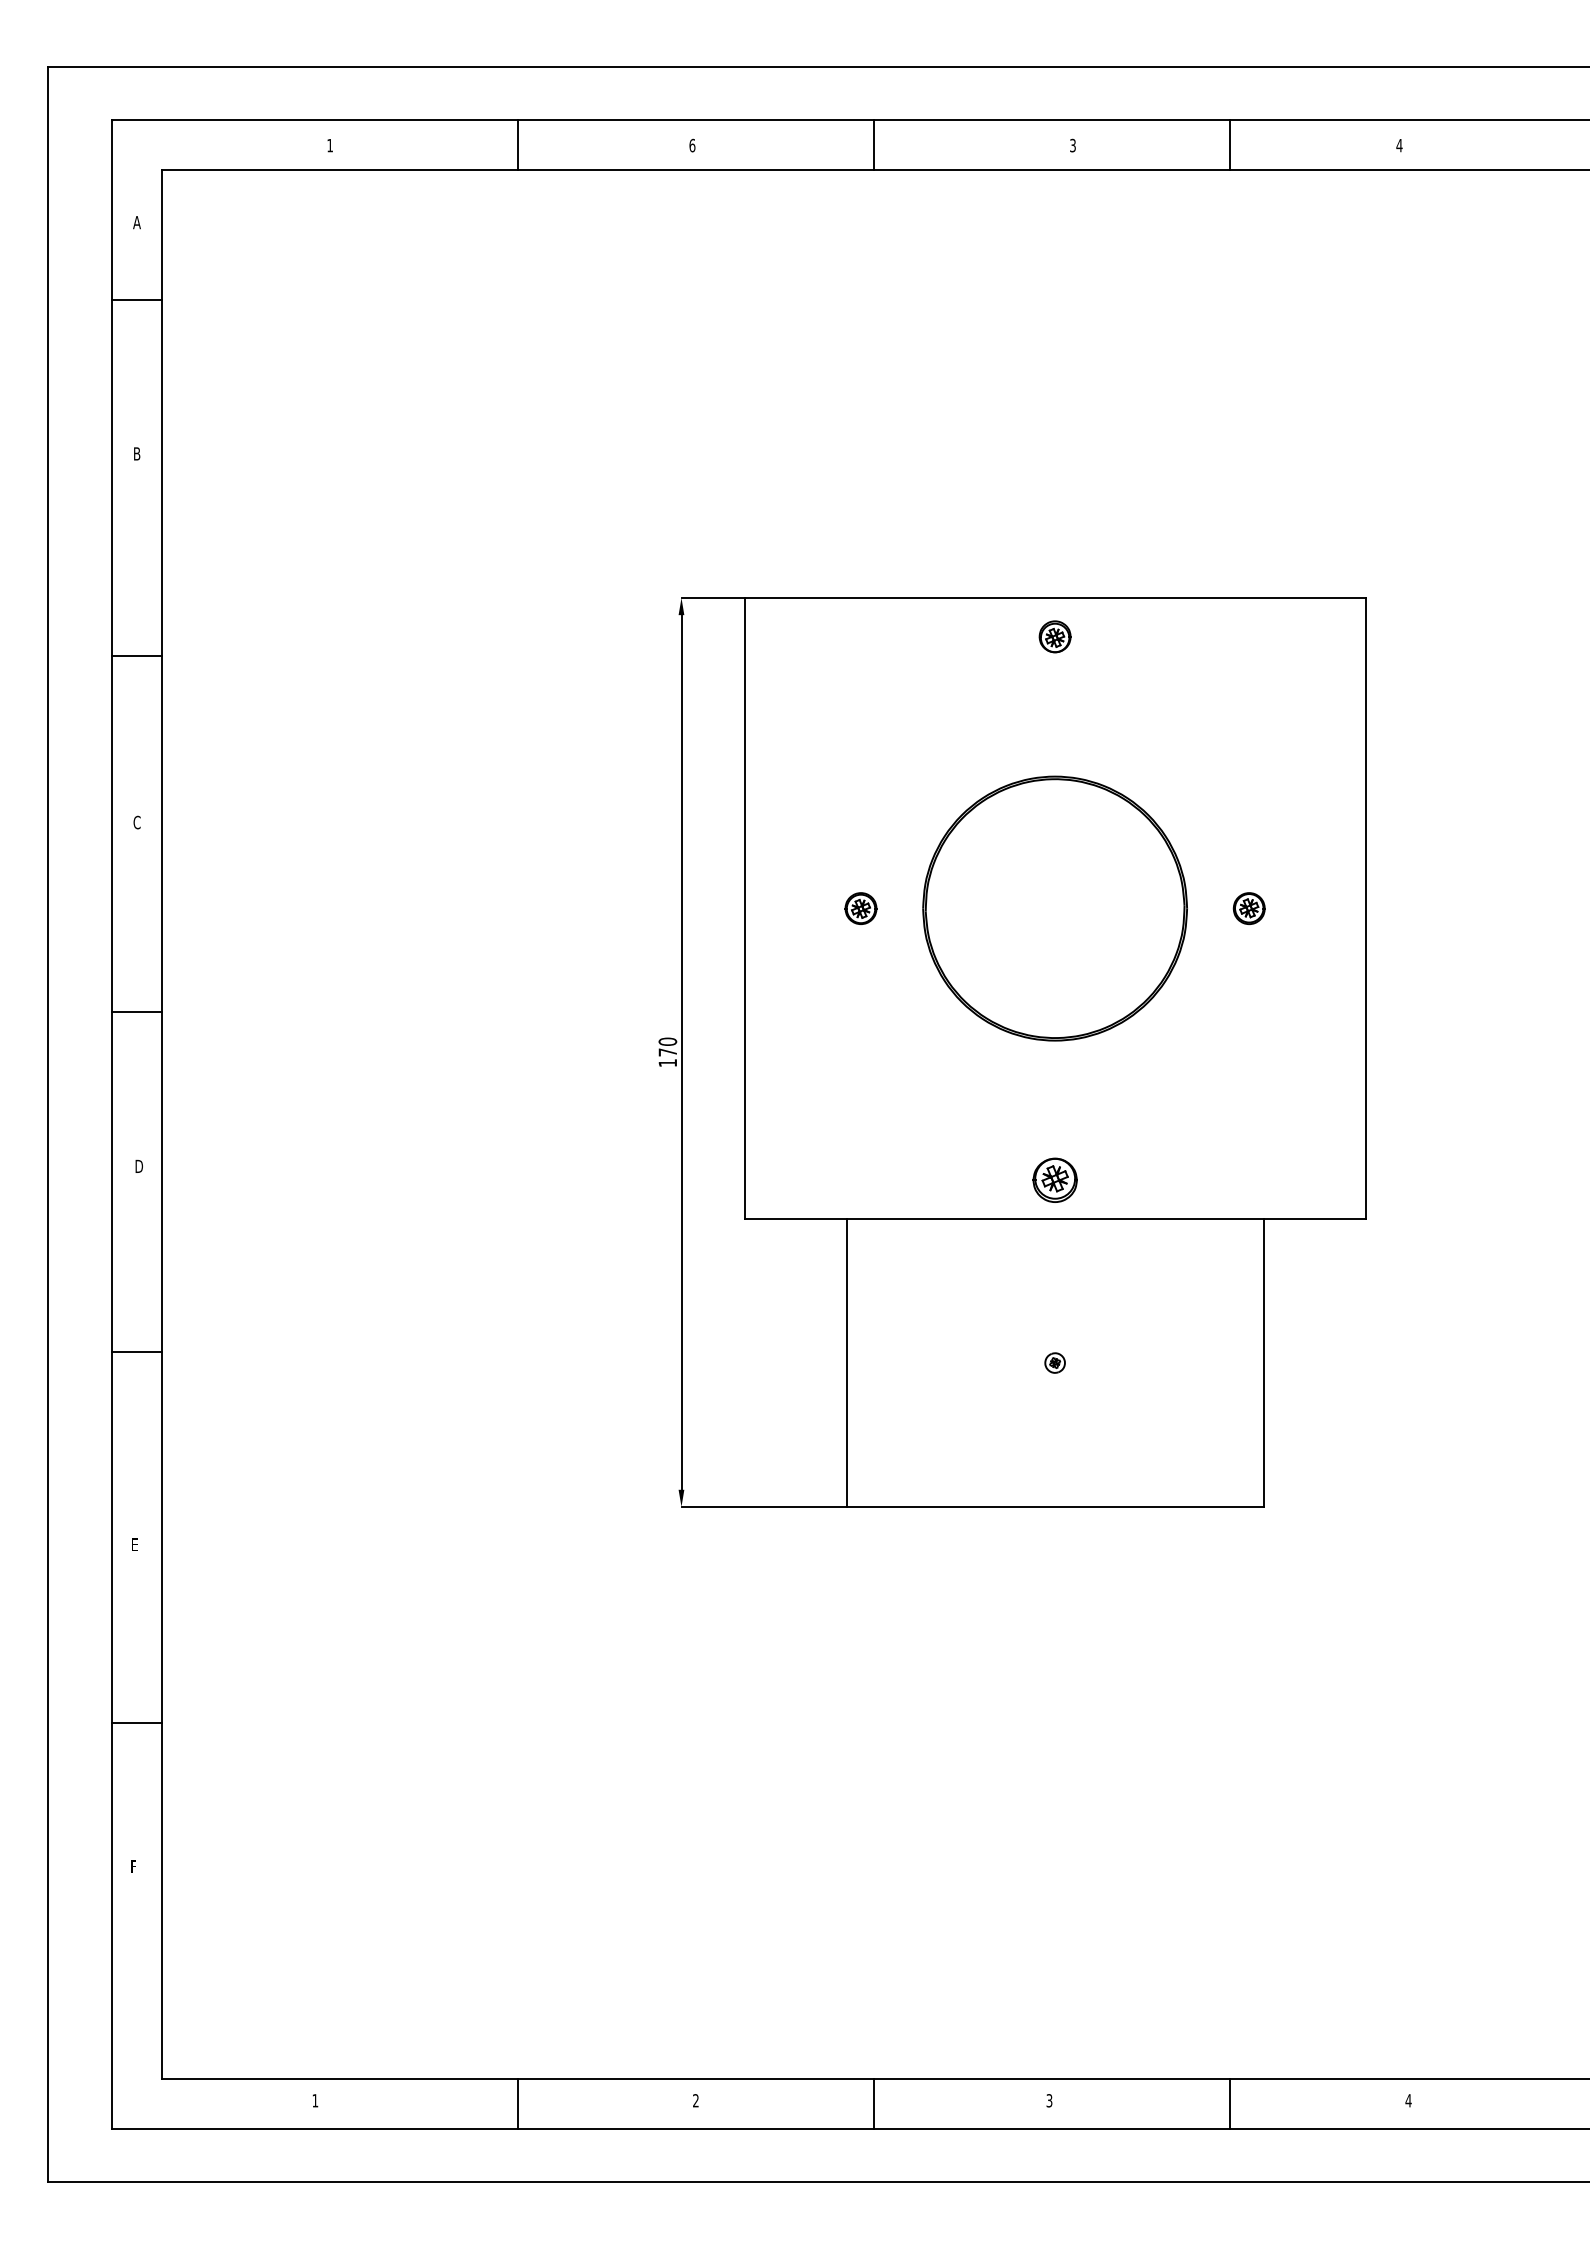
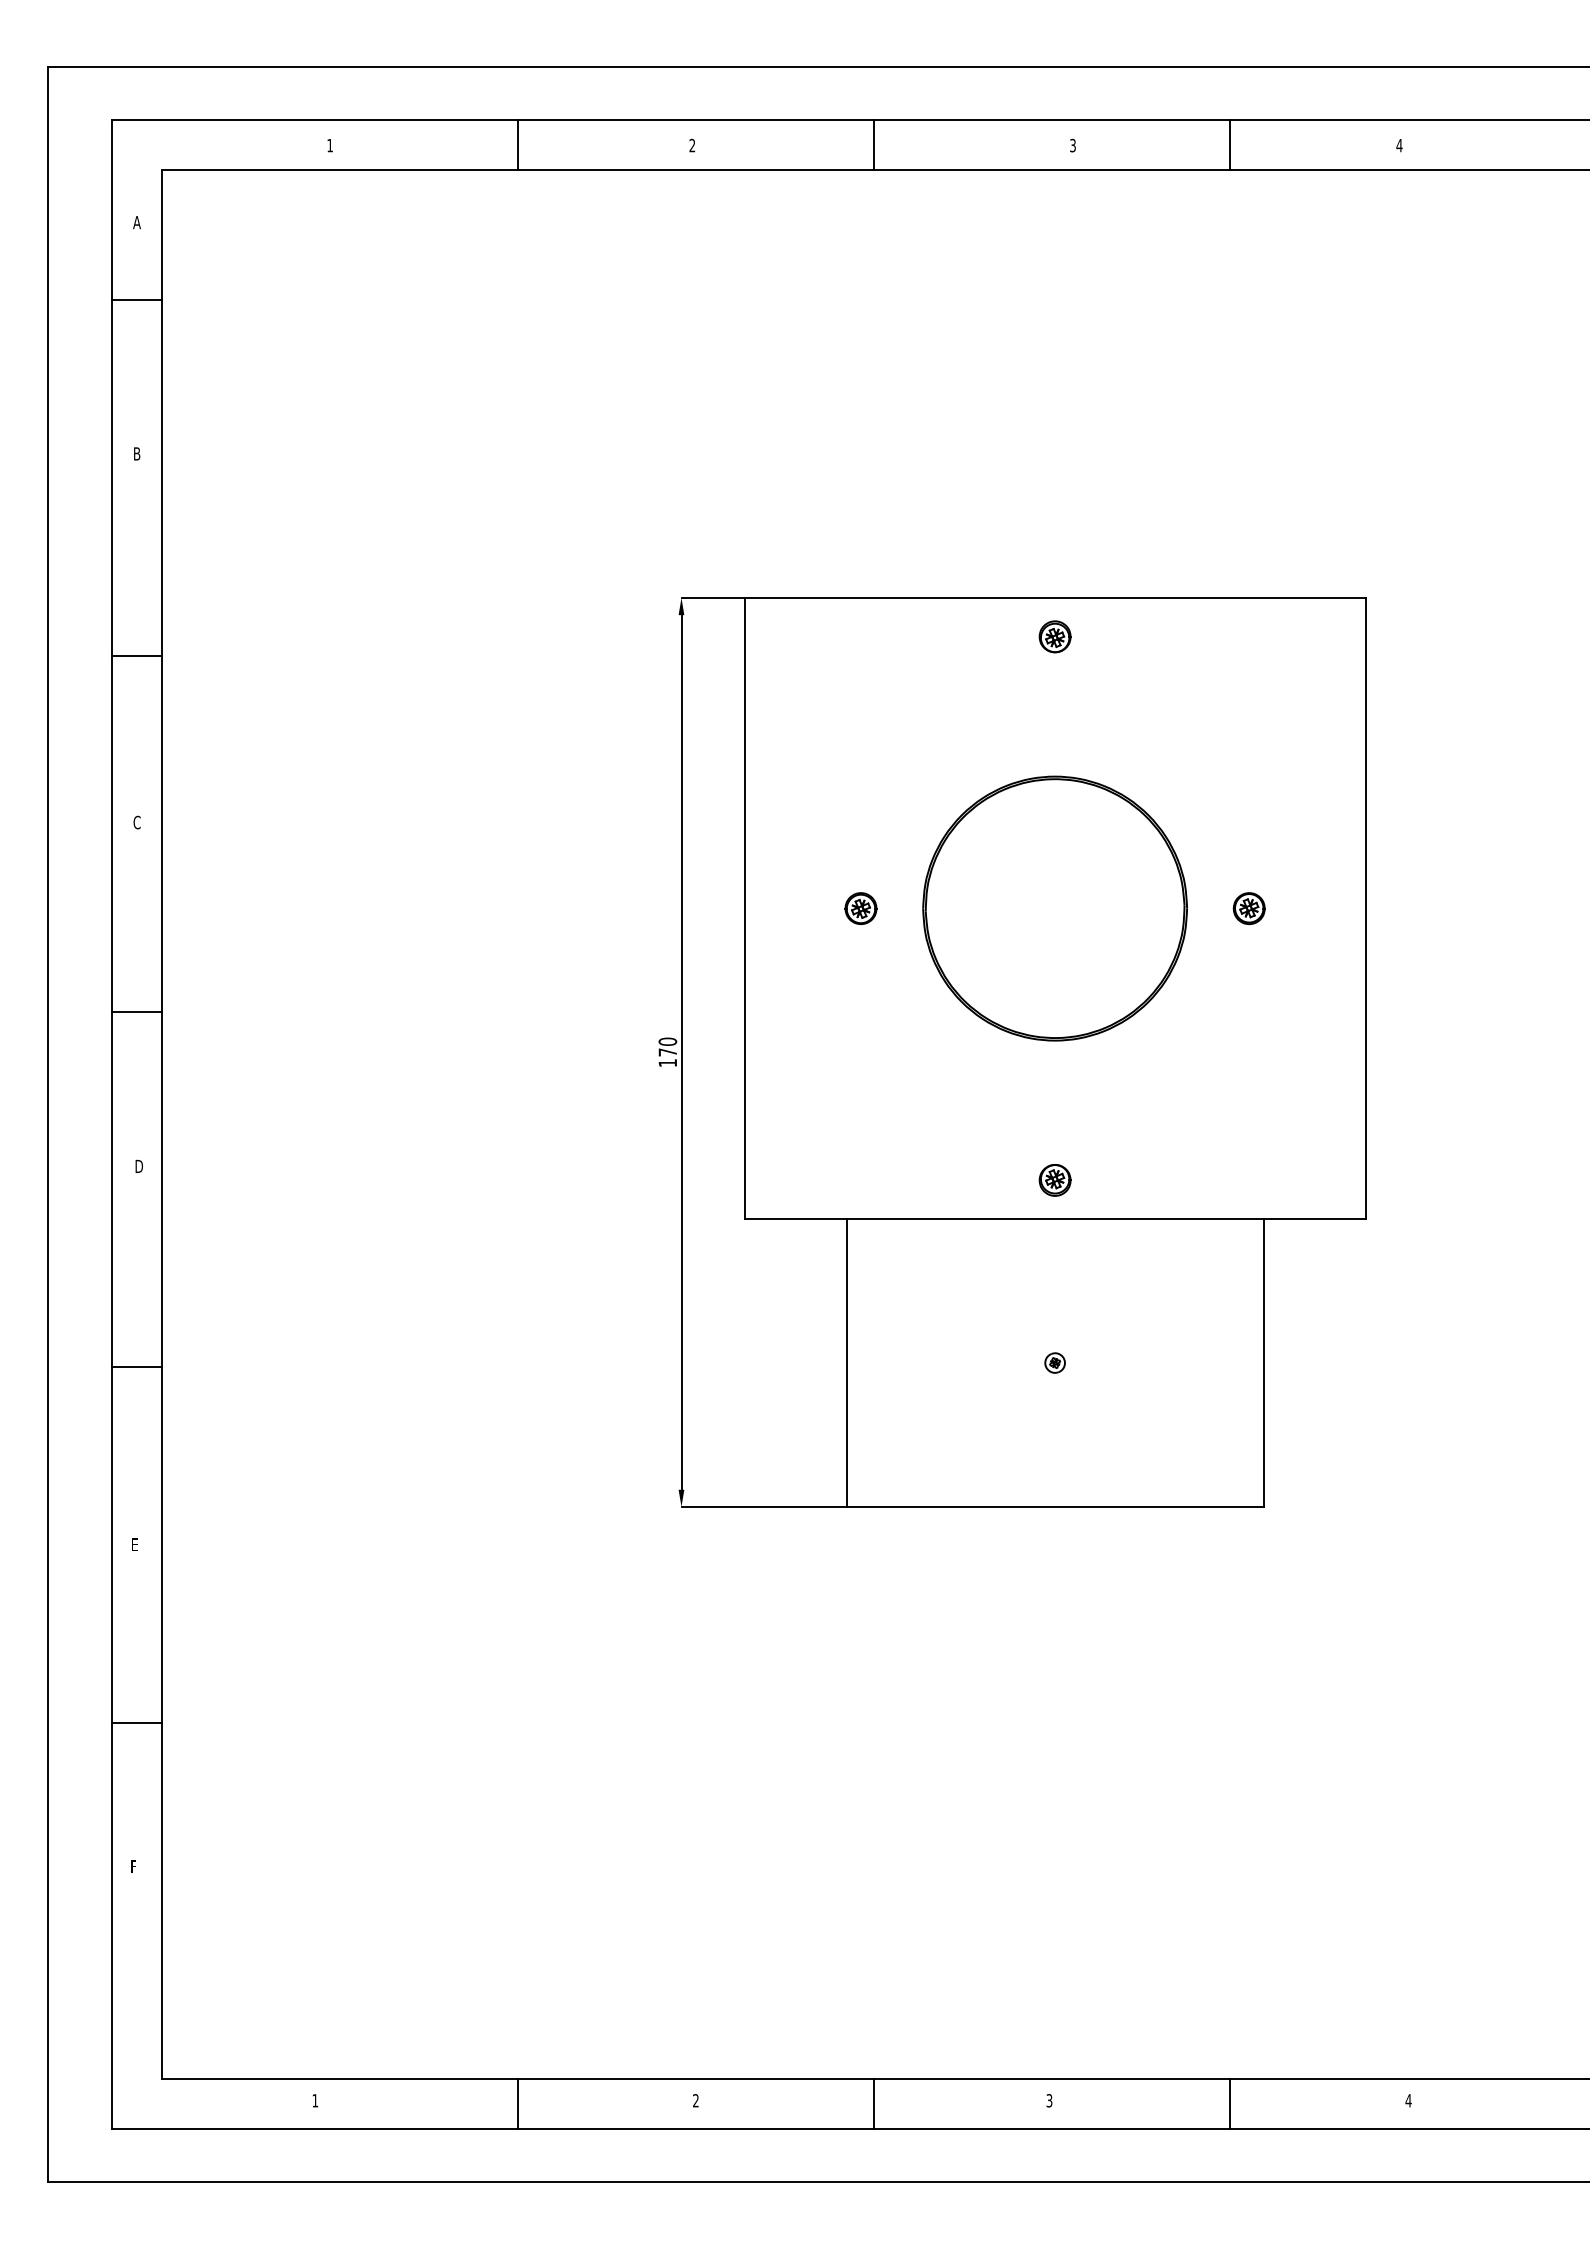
text: 6 -> 2 (692, 145)
part size: 46x46 px -> 34x33 px (1054, 1180)
line position: (137, 1352) -> (137, 1367) (137, 1367)
